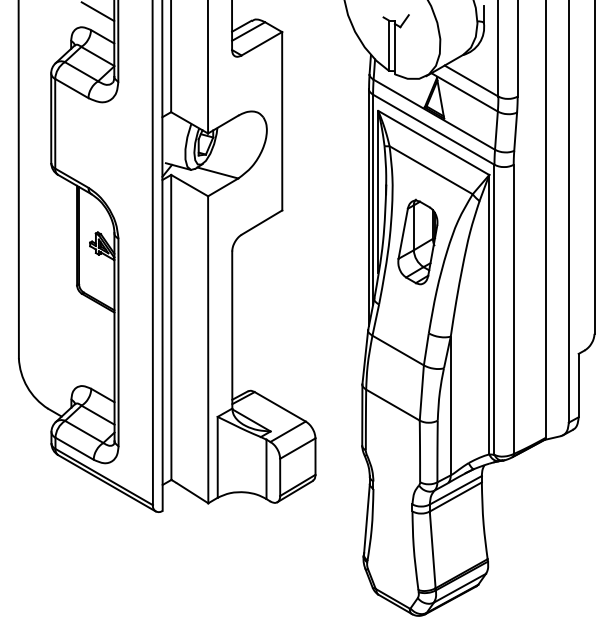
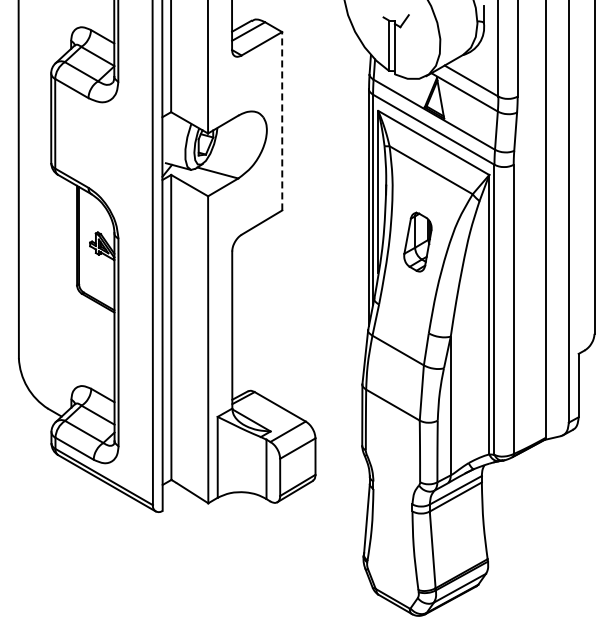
line: present -> none (97, 11)
line: solid -> dashed (282, 120)
part size: 42x88 px -> 30x62 px (417, 241)
